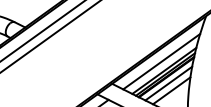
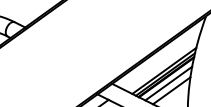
line: present -> none (42, 31)
line: present -> none (50, 36)
line: present -> none (161, 61)
